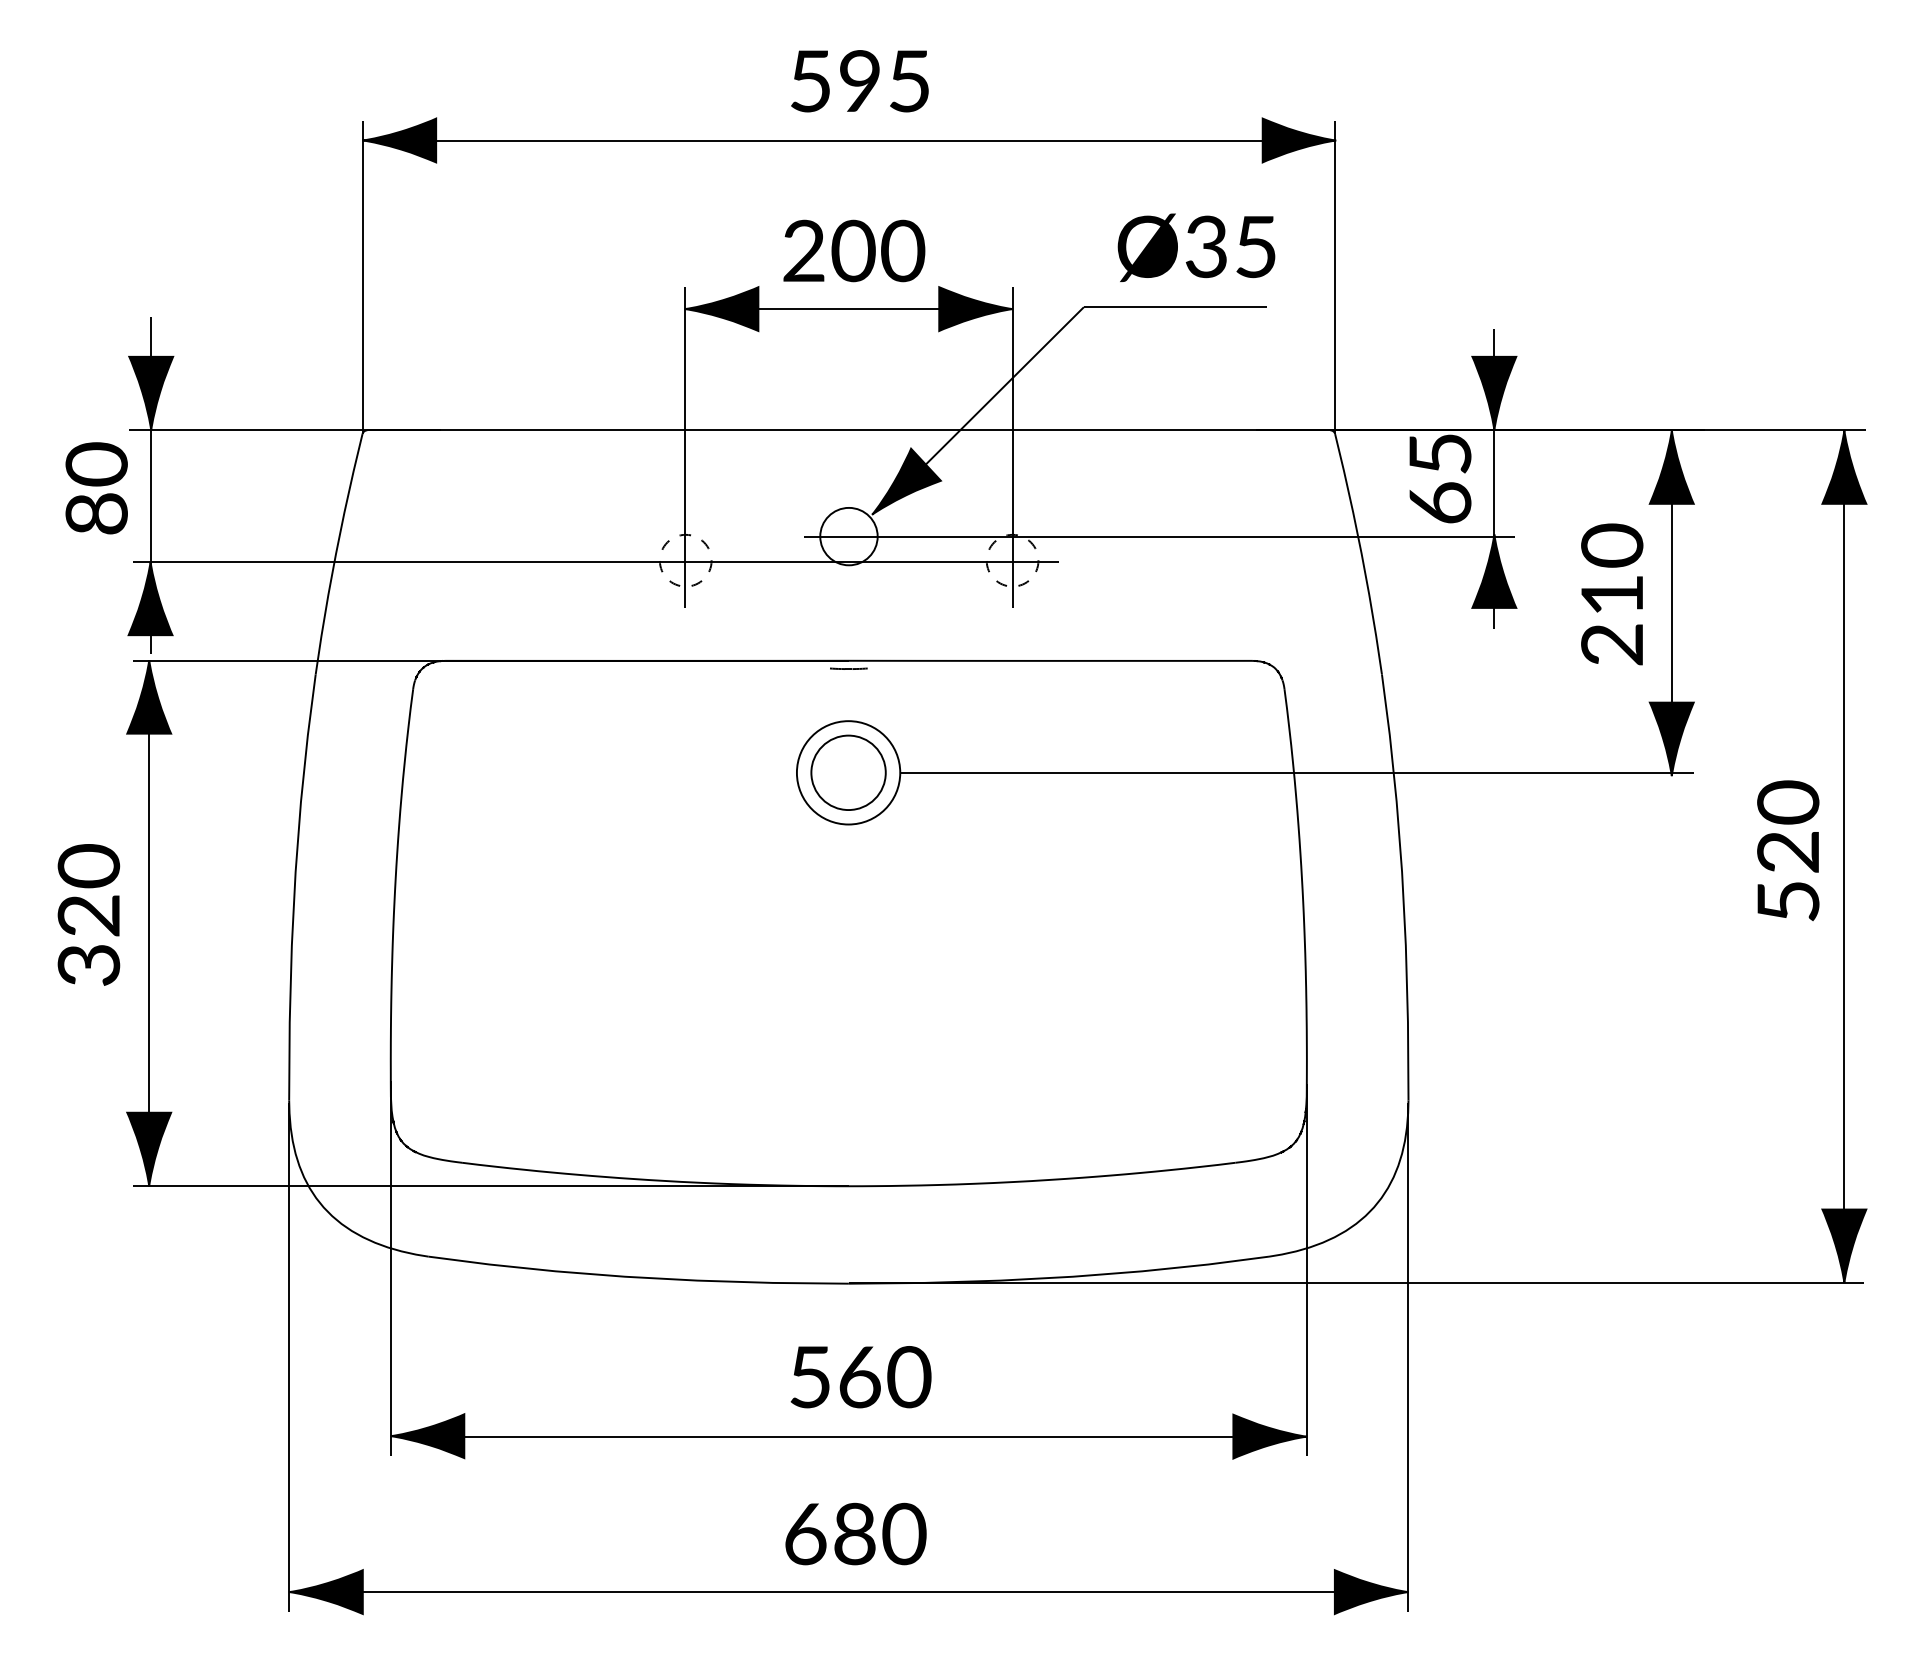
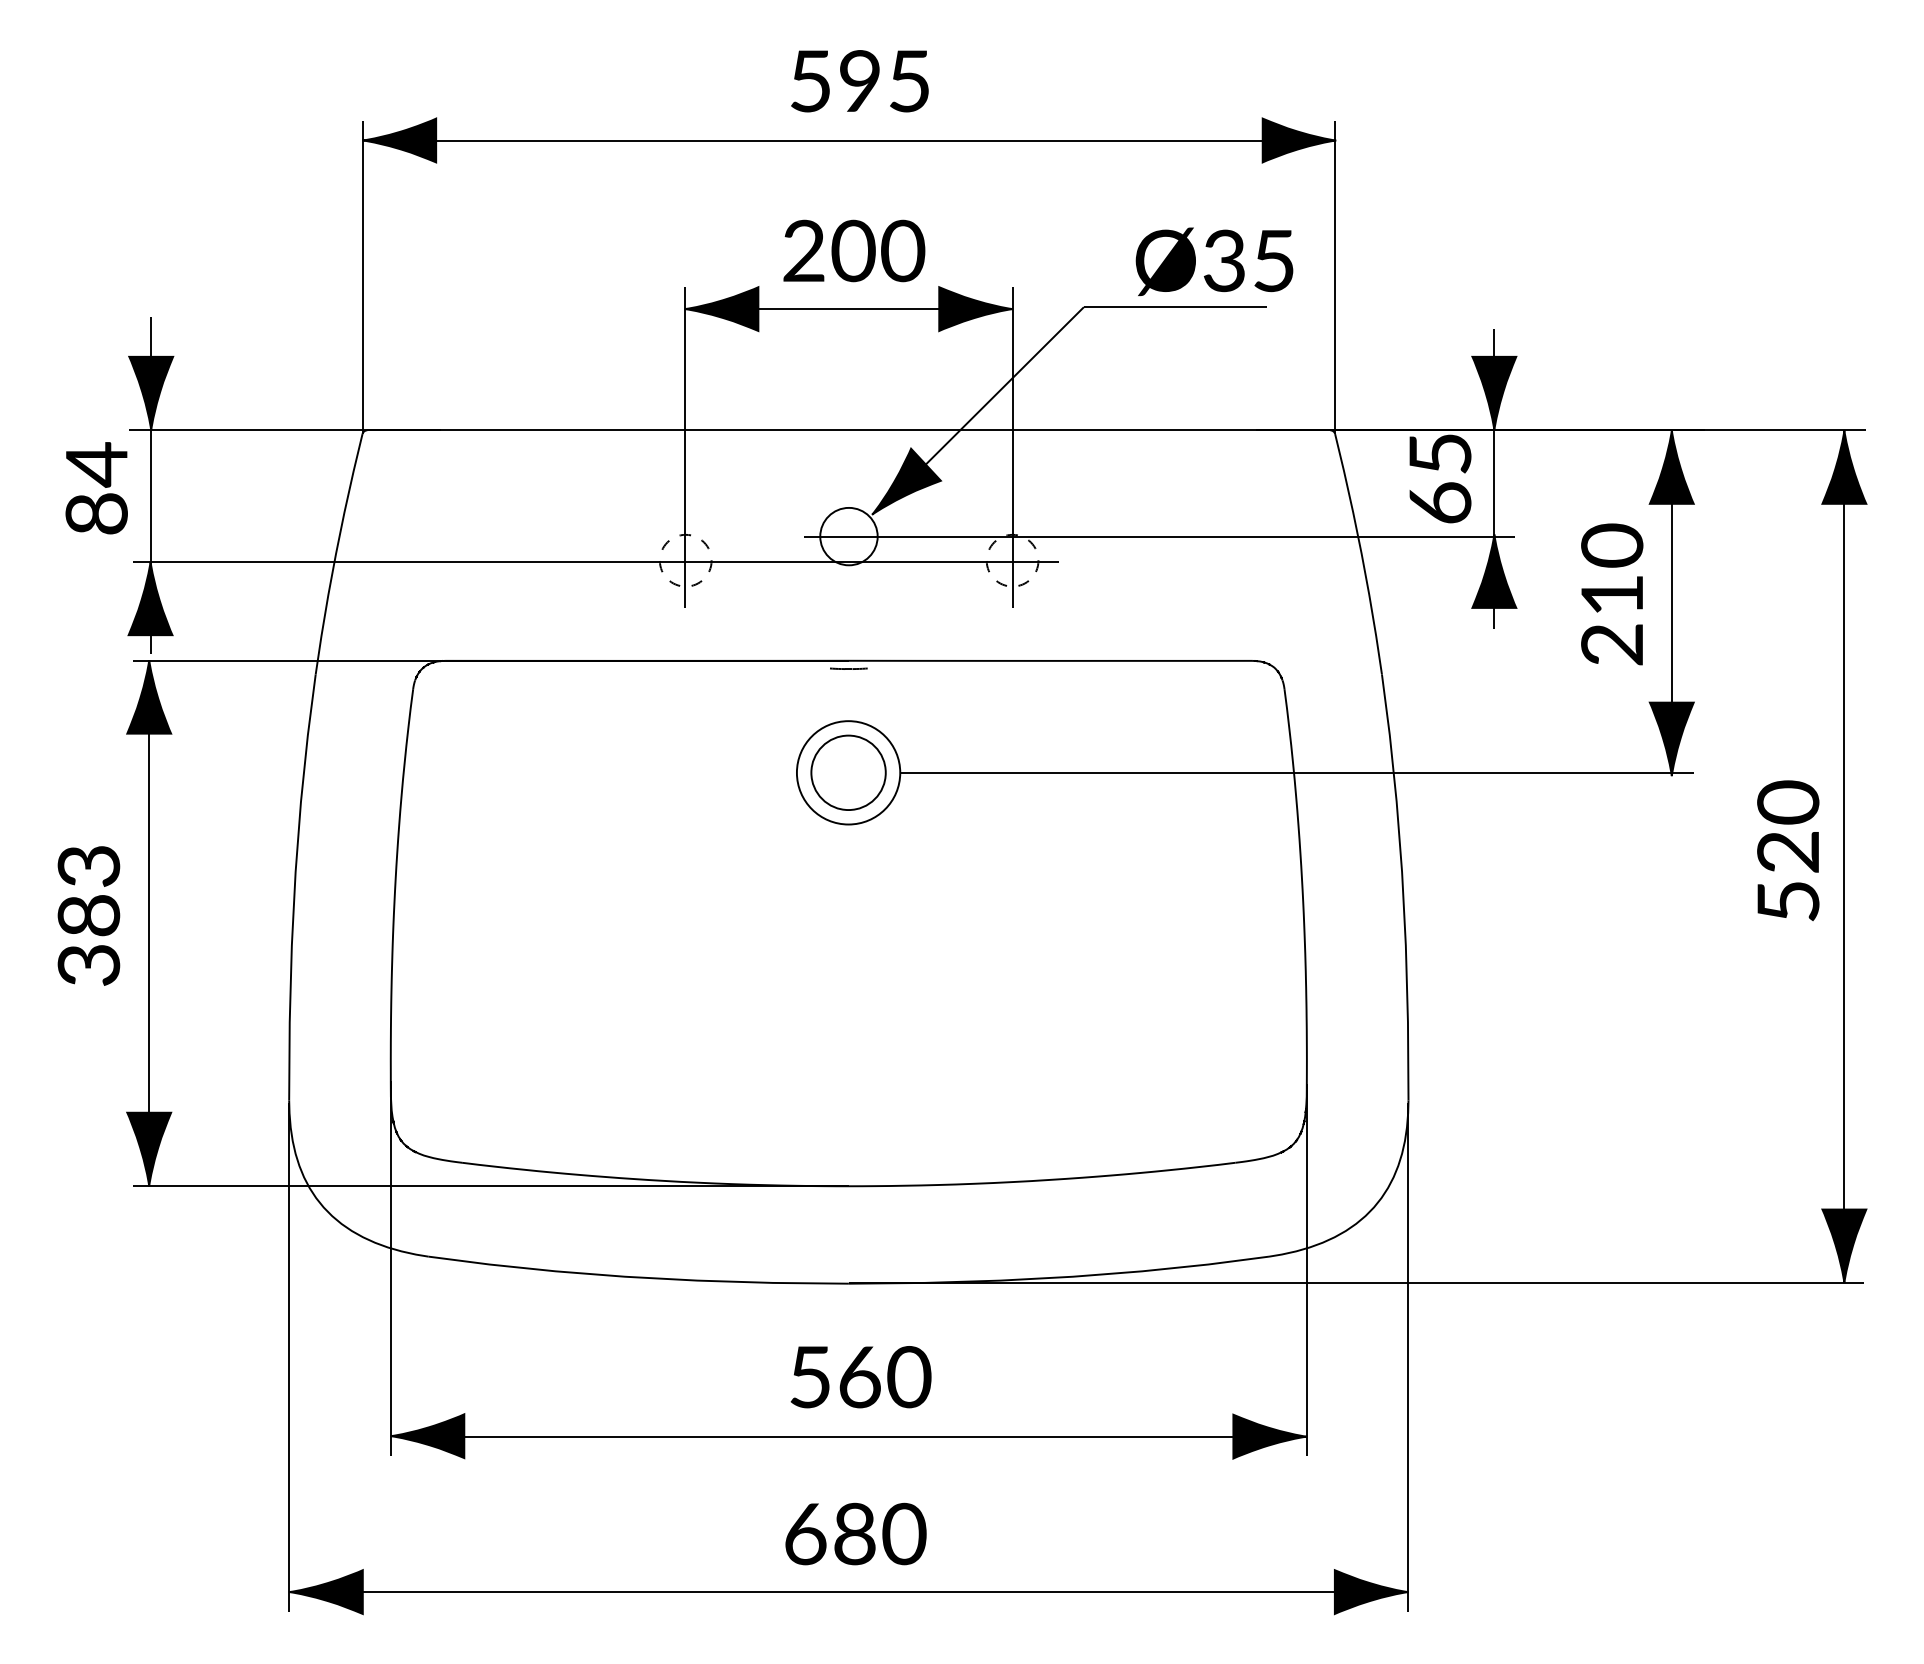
text position: (1196, 247) -> (1214, 261) (1214, 261)
text: 80 -> 84 (96, 464)
text: 320 -> 383 (88, 890)
